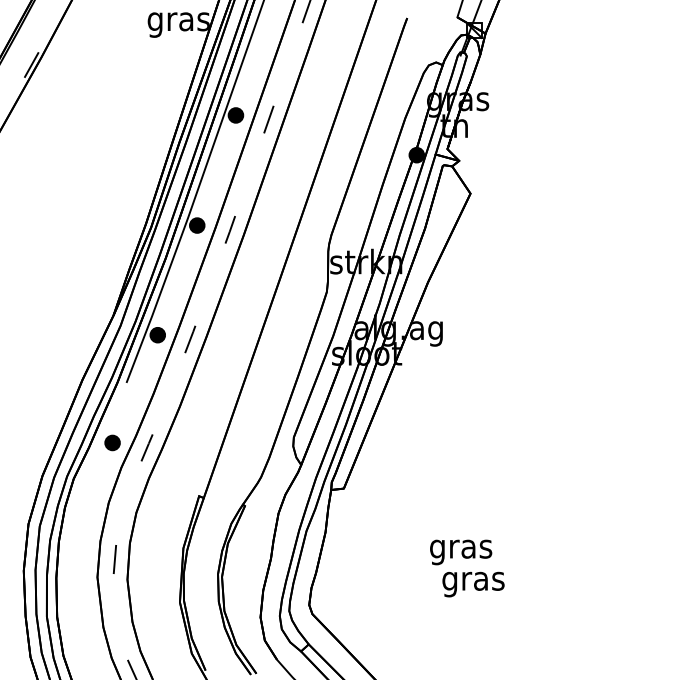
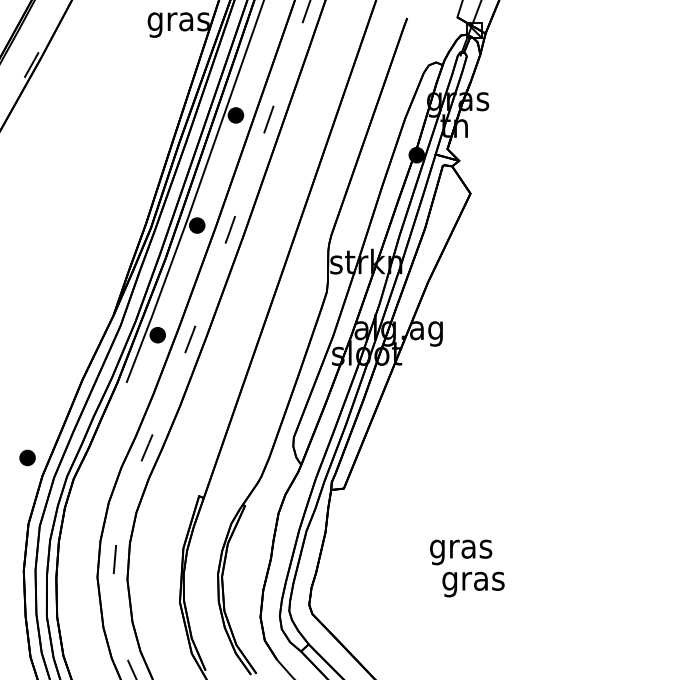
part position: (112, 442) -> (27, 457) (27, 457)
